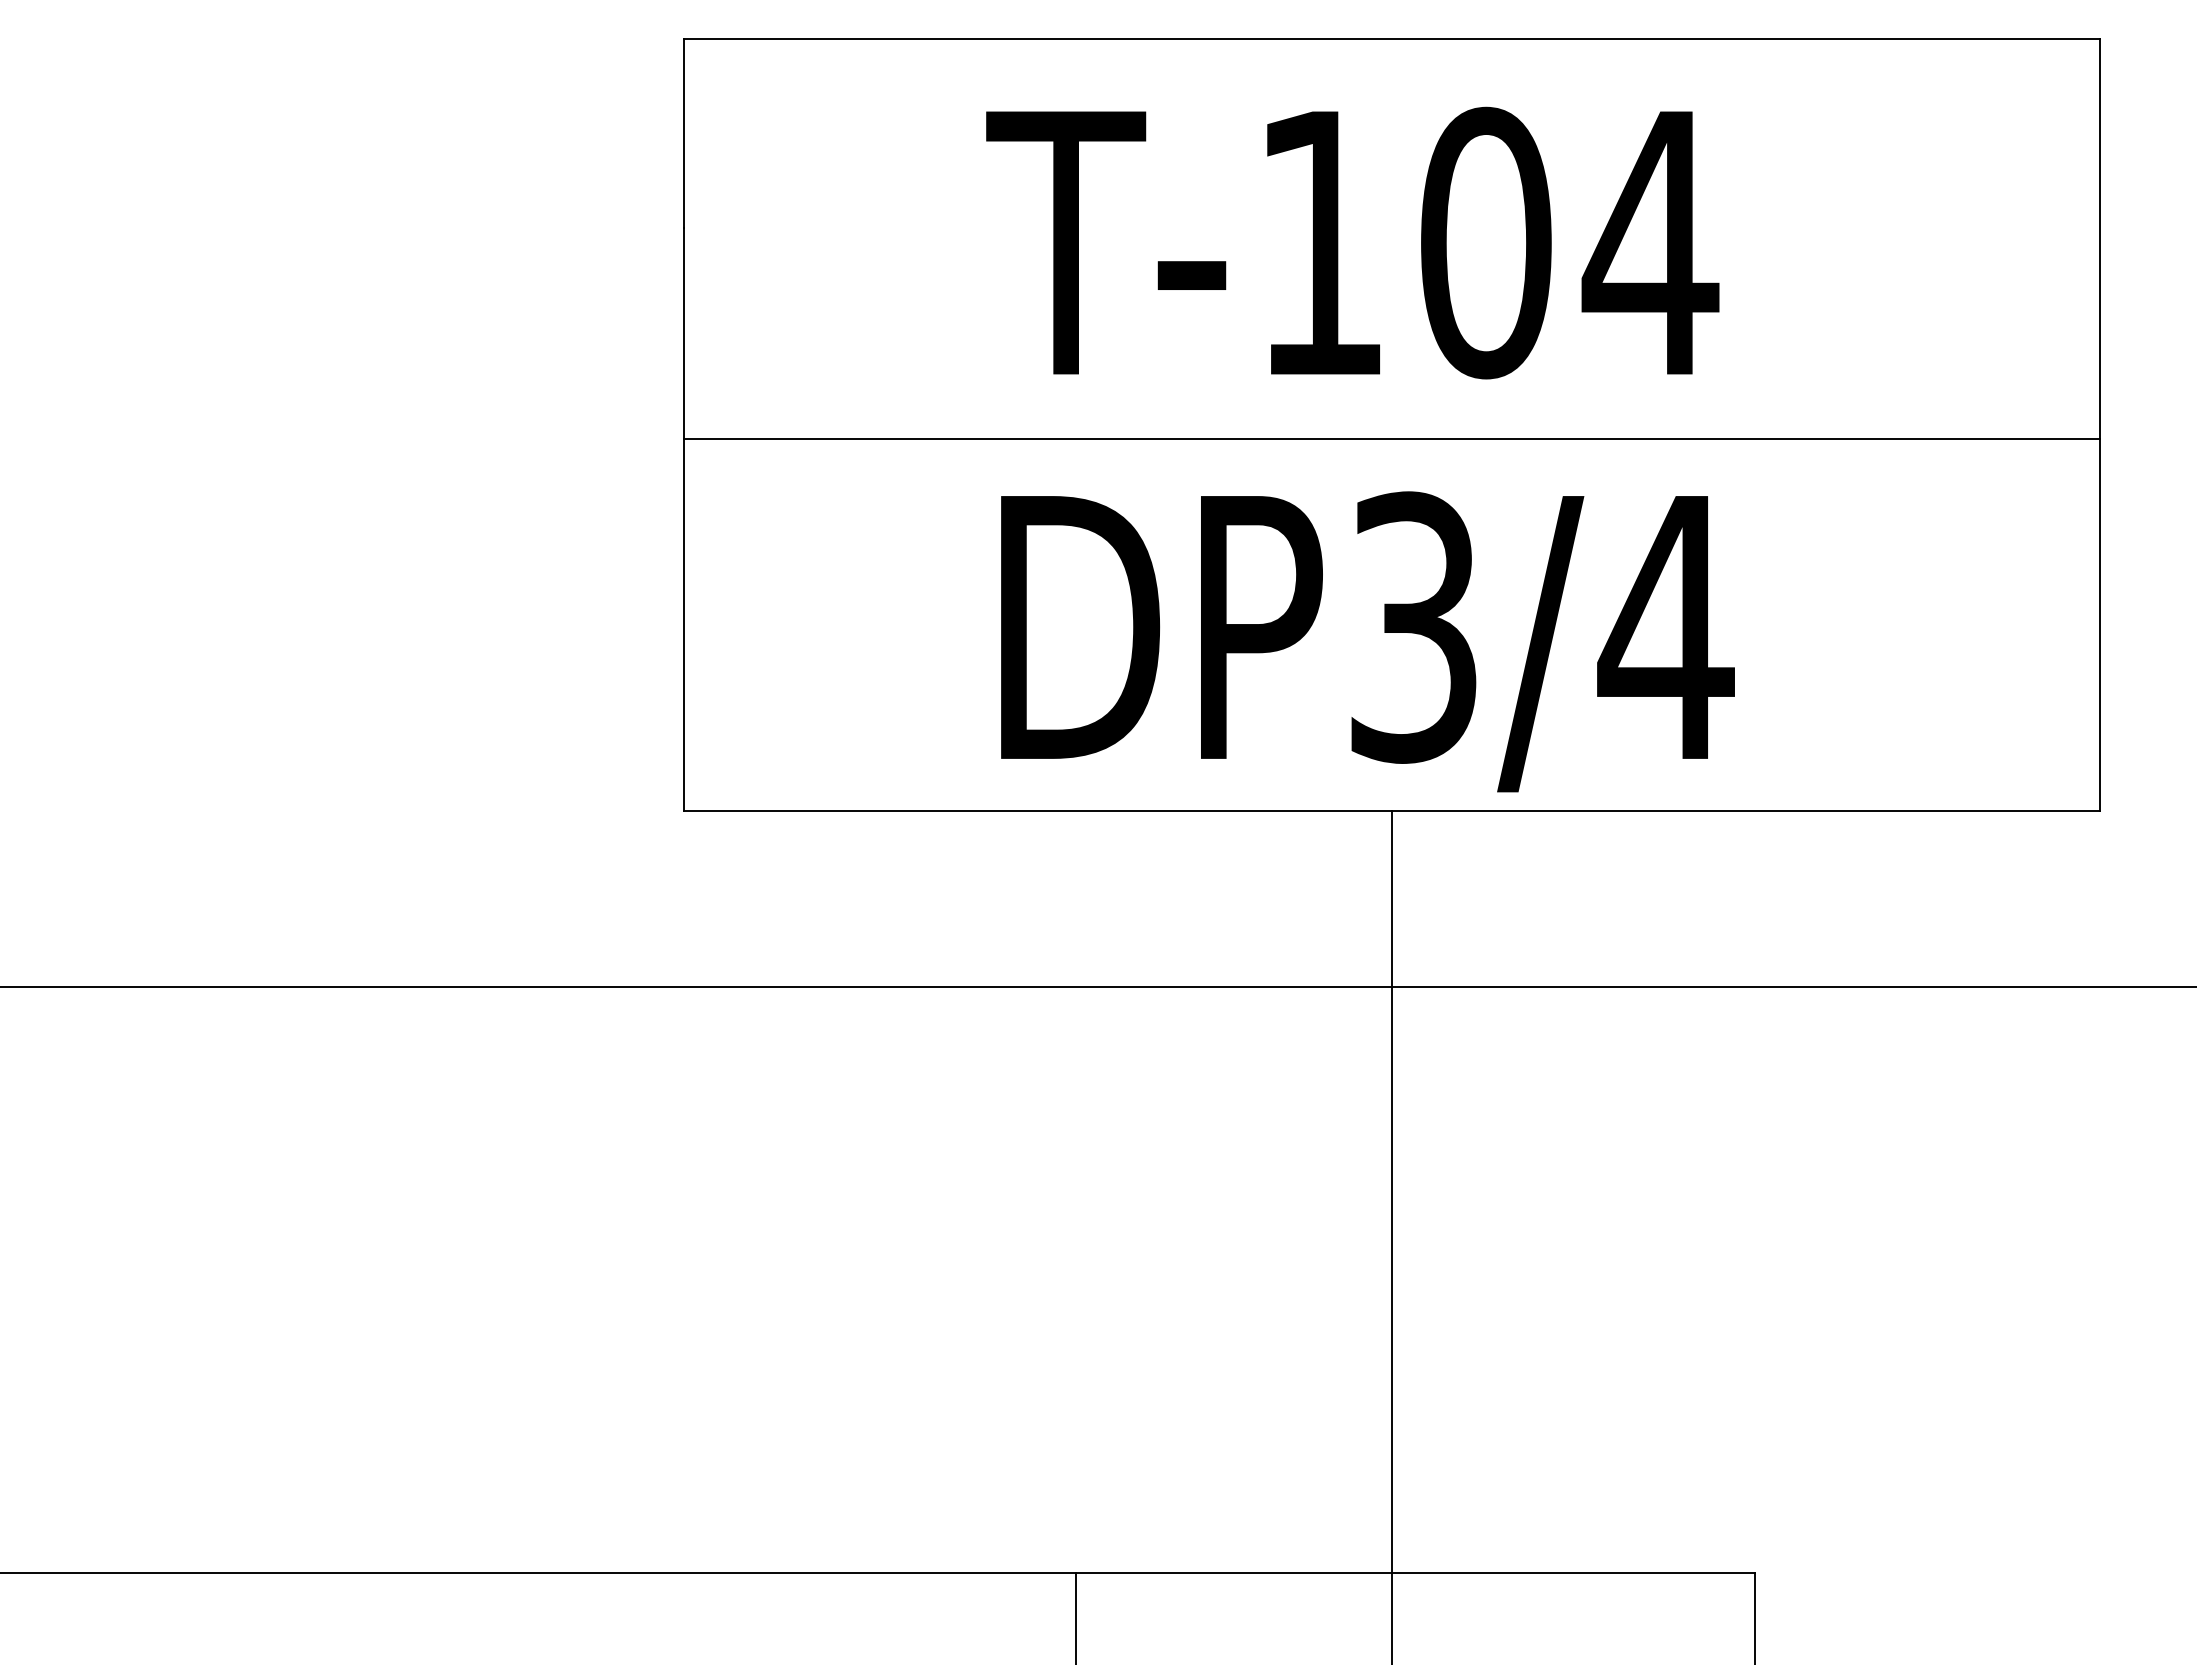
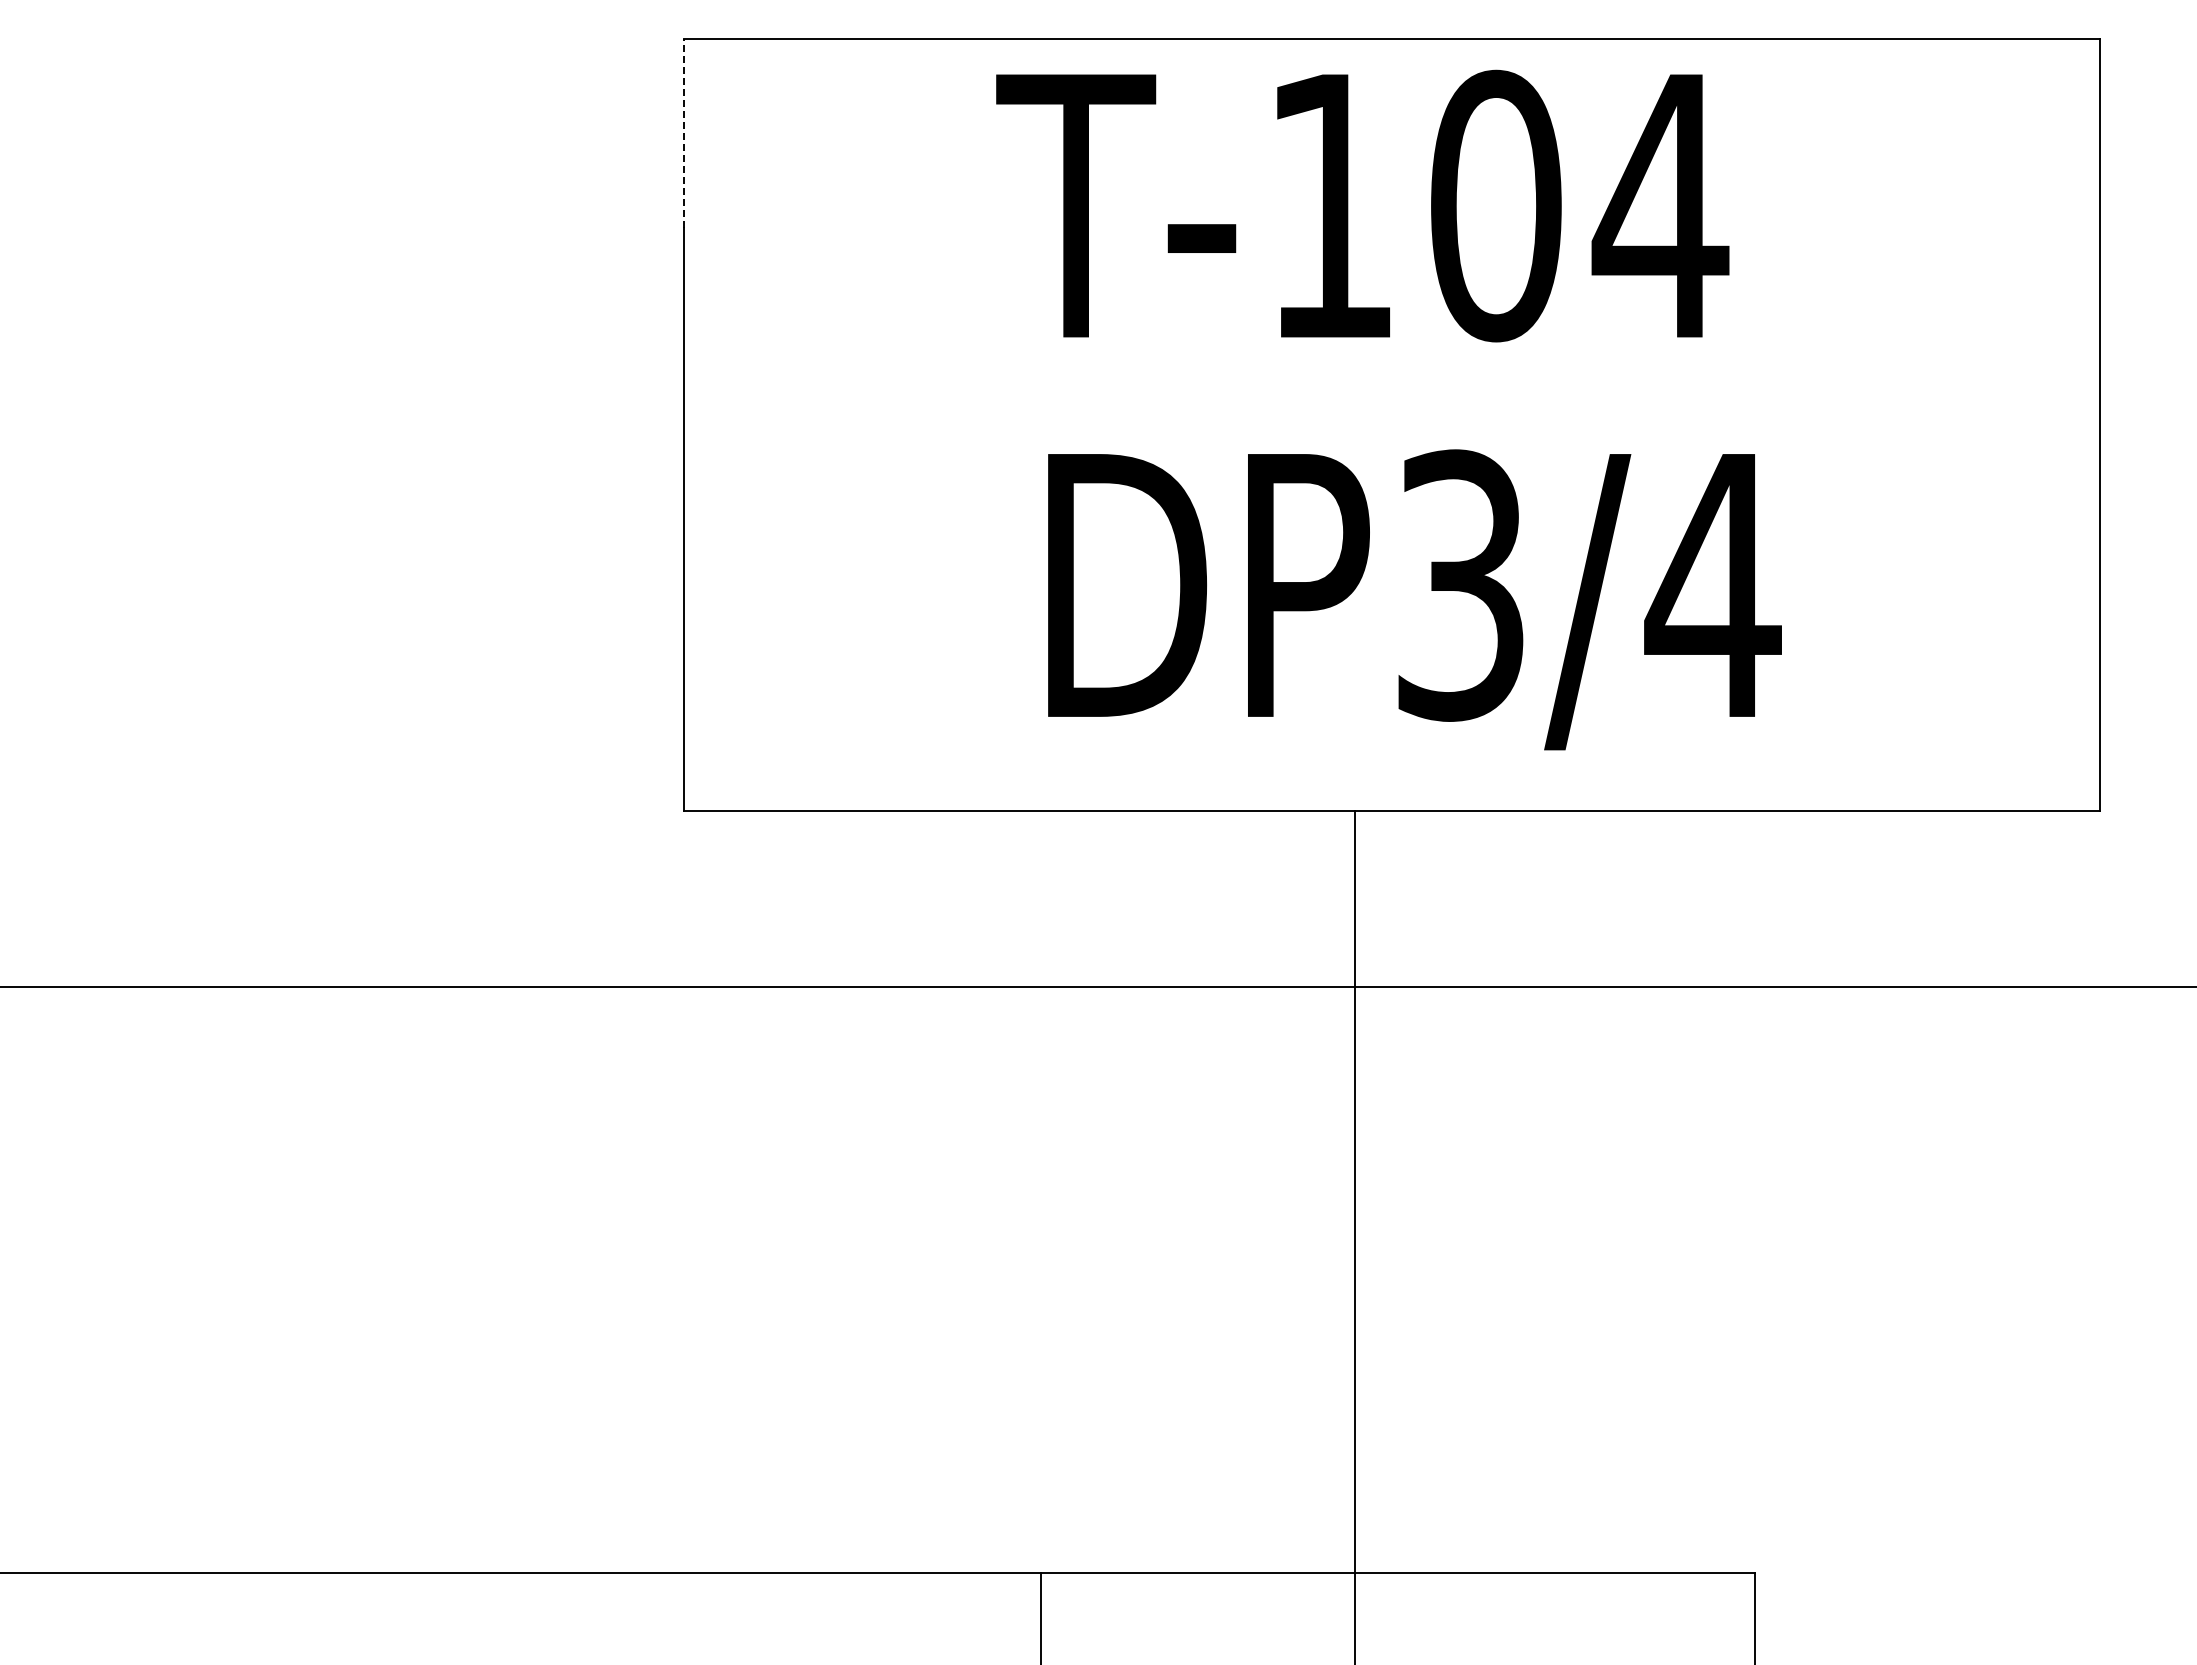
line: solid -> dashed (684, 132)
text position: (1352, 242) -> (1362, 205) (1362, 205)
line: present -> none (1391, 438)
text position: (1367, 641) -> (1414, 599) (1414, 599)
line position: (1391, 1236) -> (1354, 1236) (1354, 1236)
line position: (1075, 1616) -> (1040, 1616) (1040, 1616)
